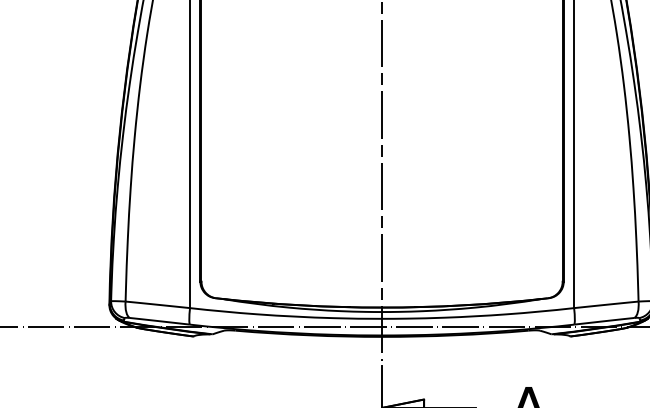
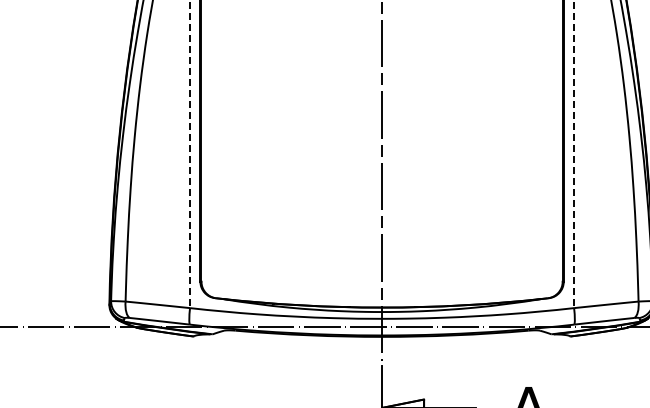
line: solid -> dashed (190, 154)
line: solid -> dashed (574, 154)
